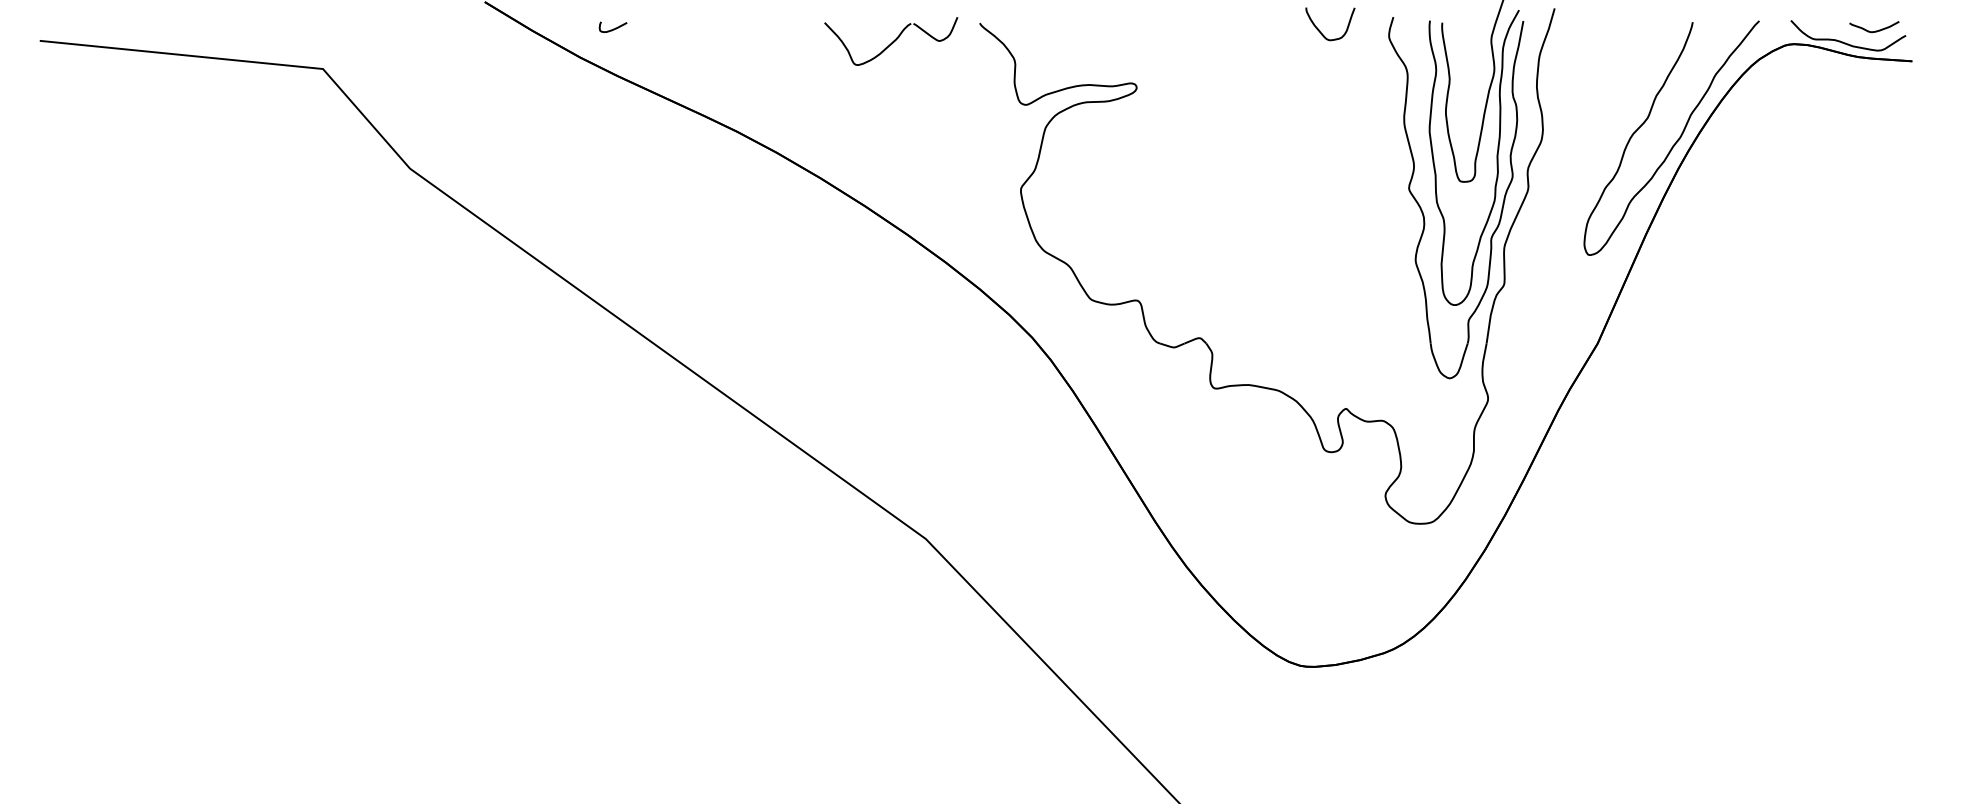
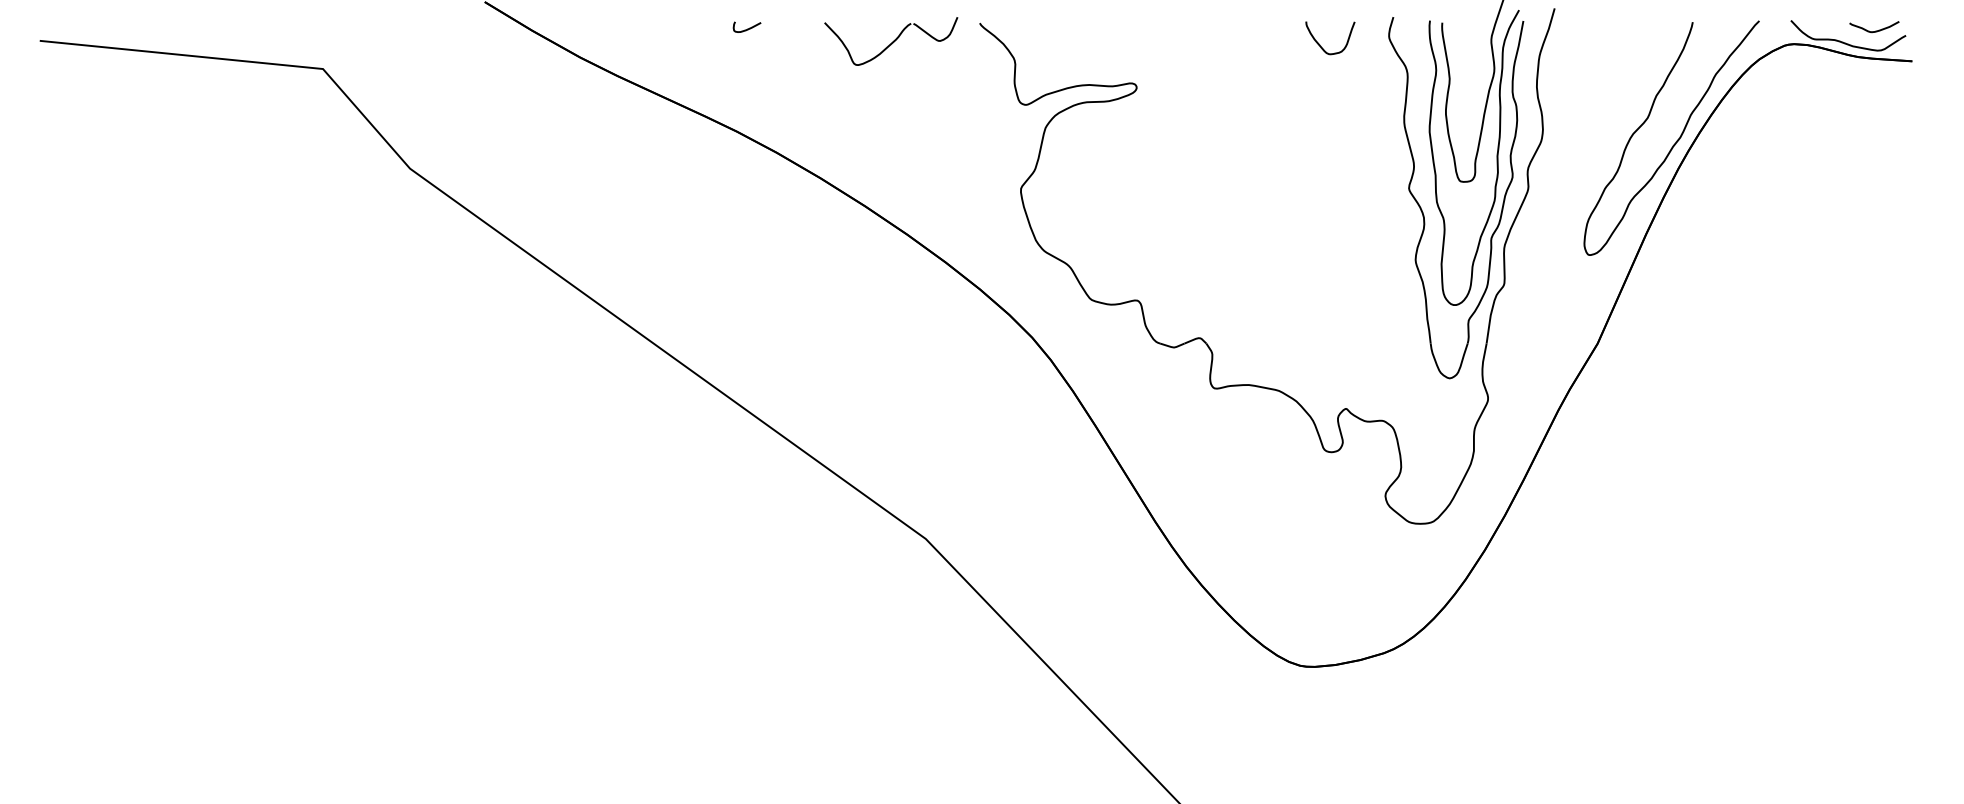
curve position: (613, 28) -> (747, 28) (747, 28)
curve position: (1320, 30) -> (1320, 44) (1320, 44)
